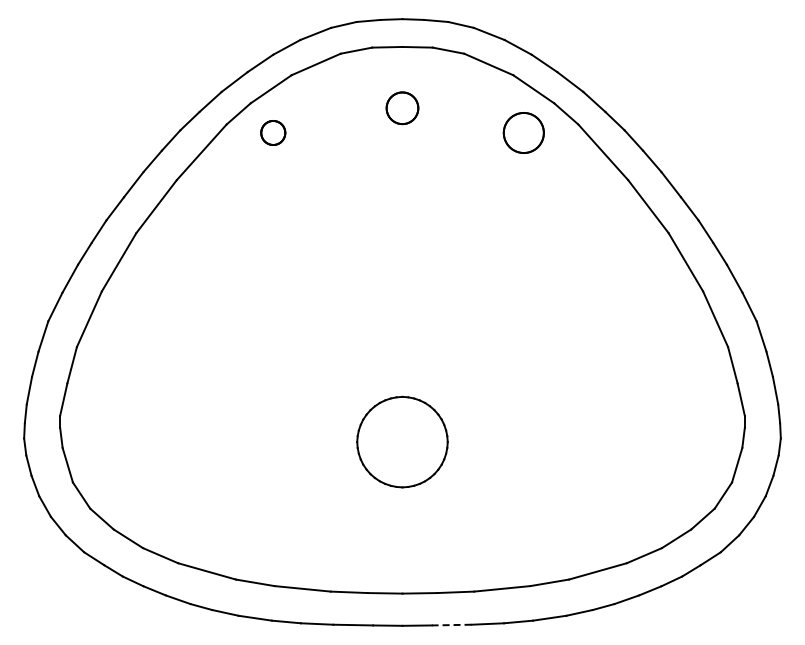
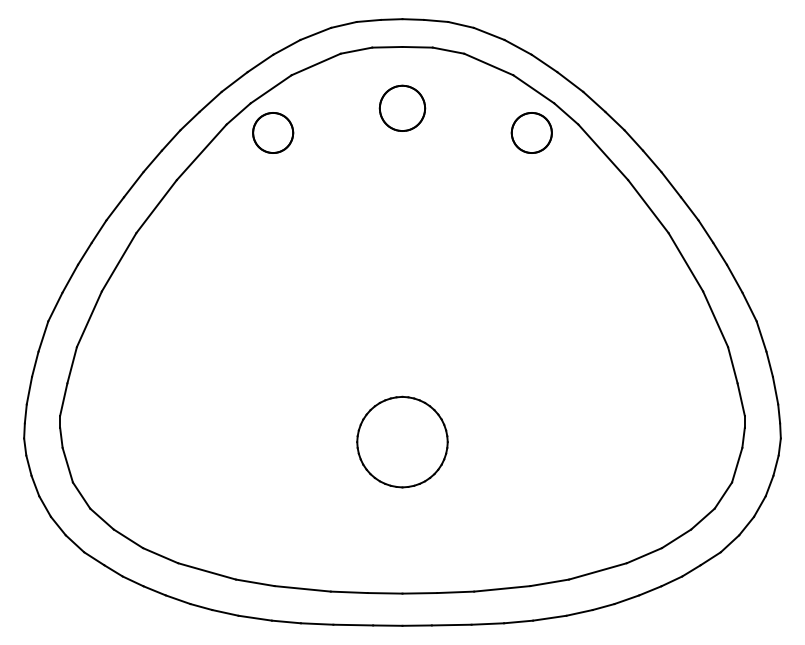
part size: 35x35 px -> 49x48 px (402, 107)
part size: 27x26 px -> 43x42 px (273, 132)
part position: (523, 132) -> (531, 132) (531, 132)
line: dashed -> solid (451, 625)
